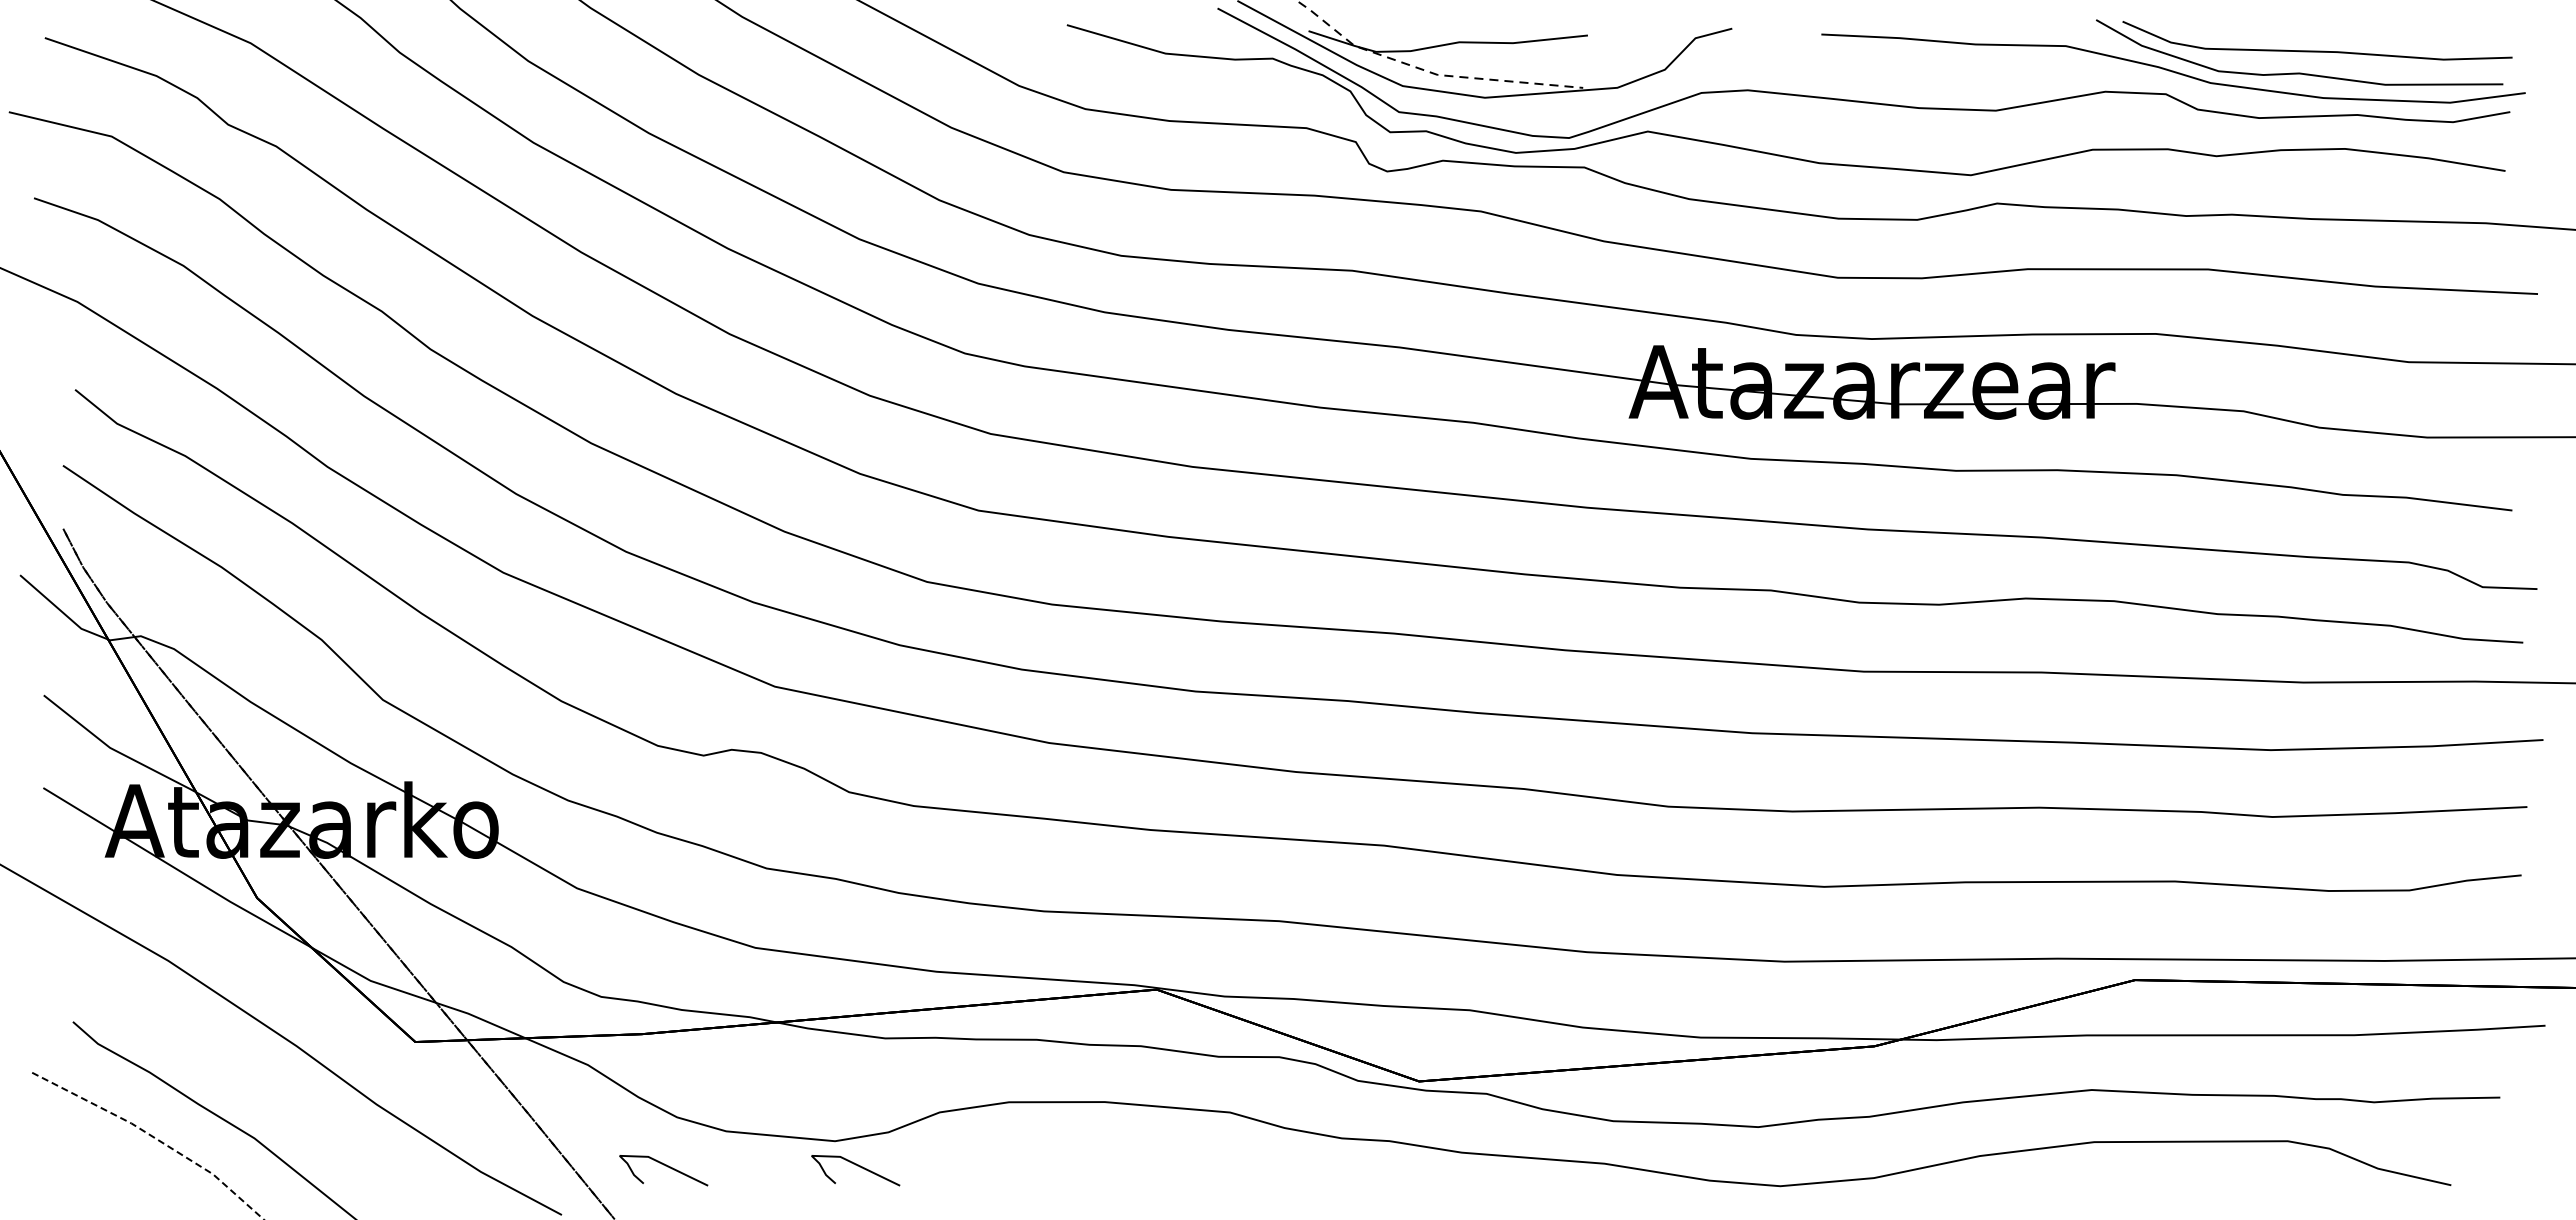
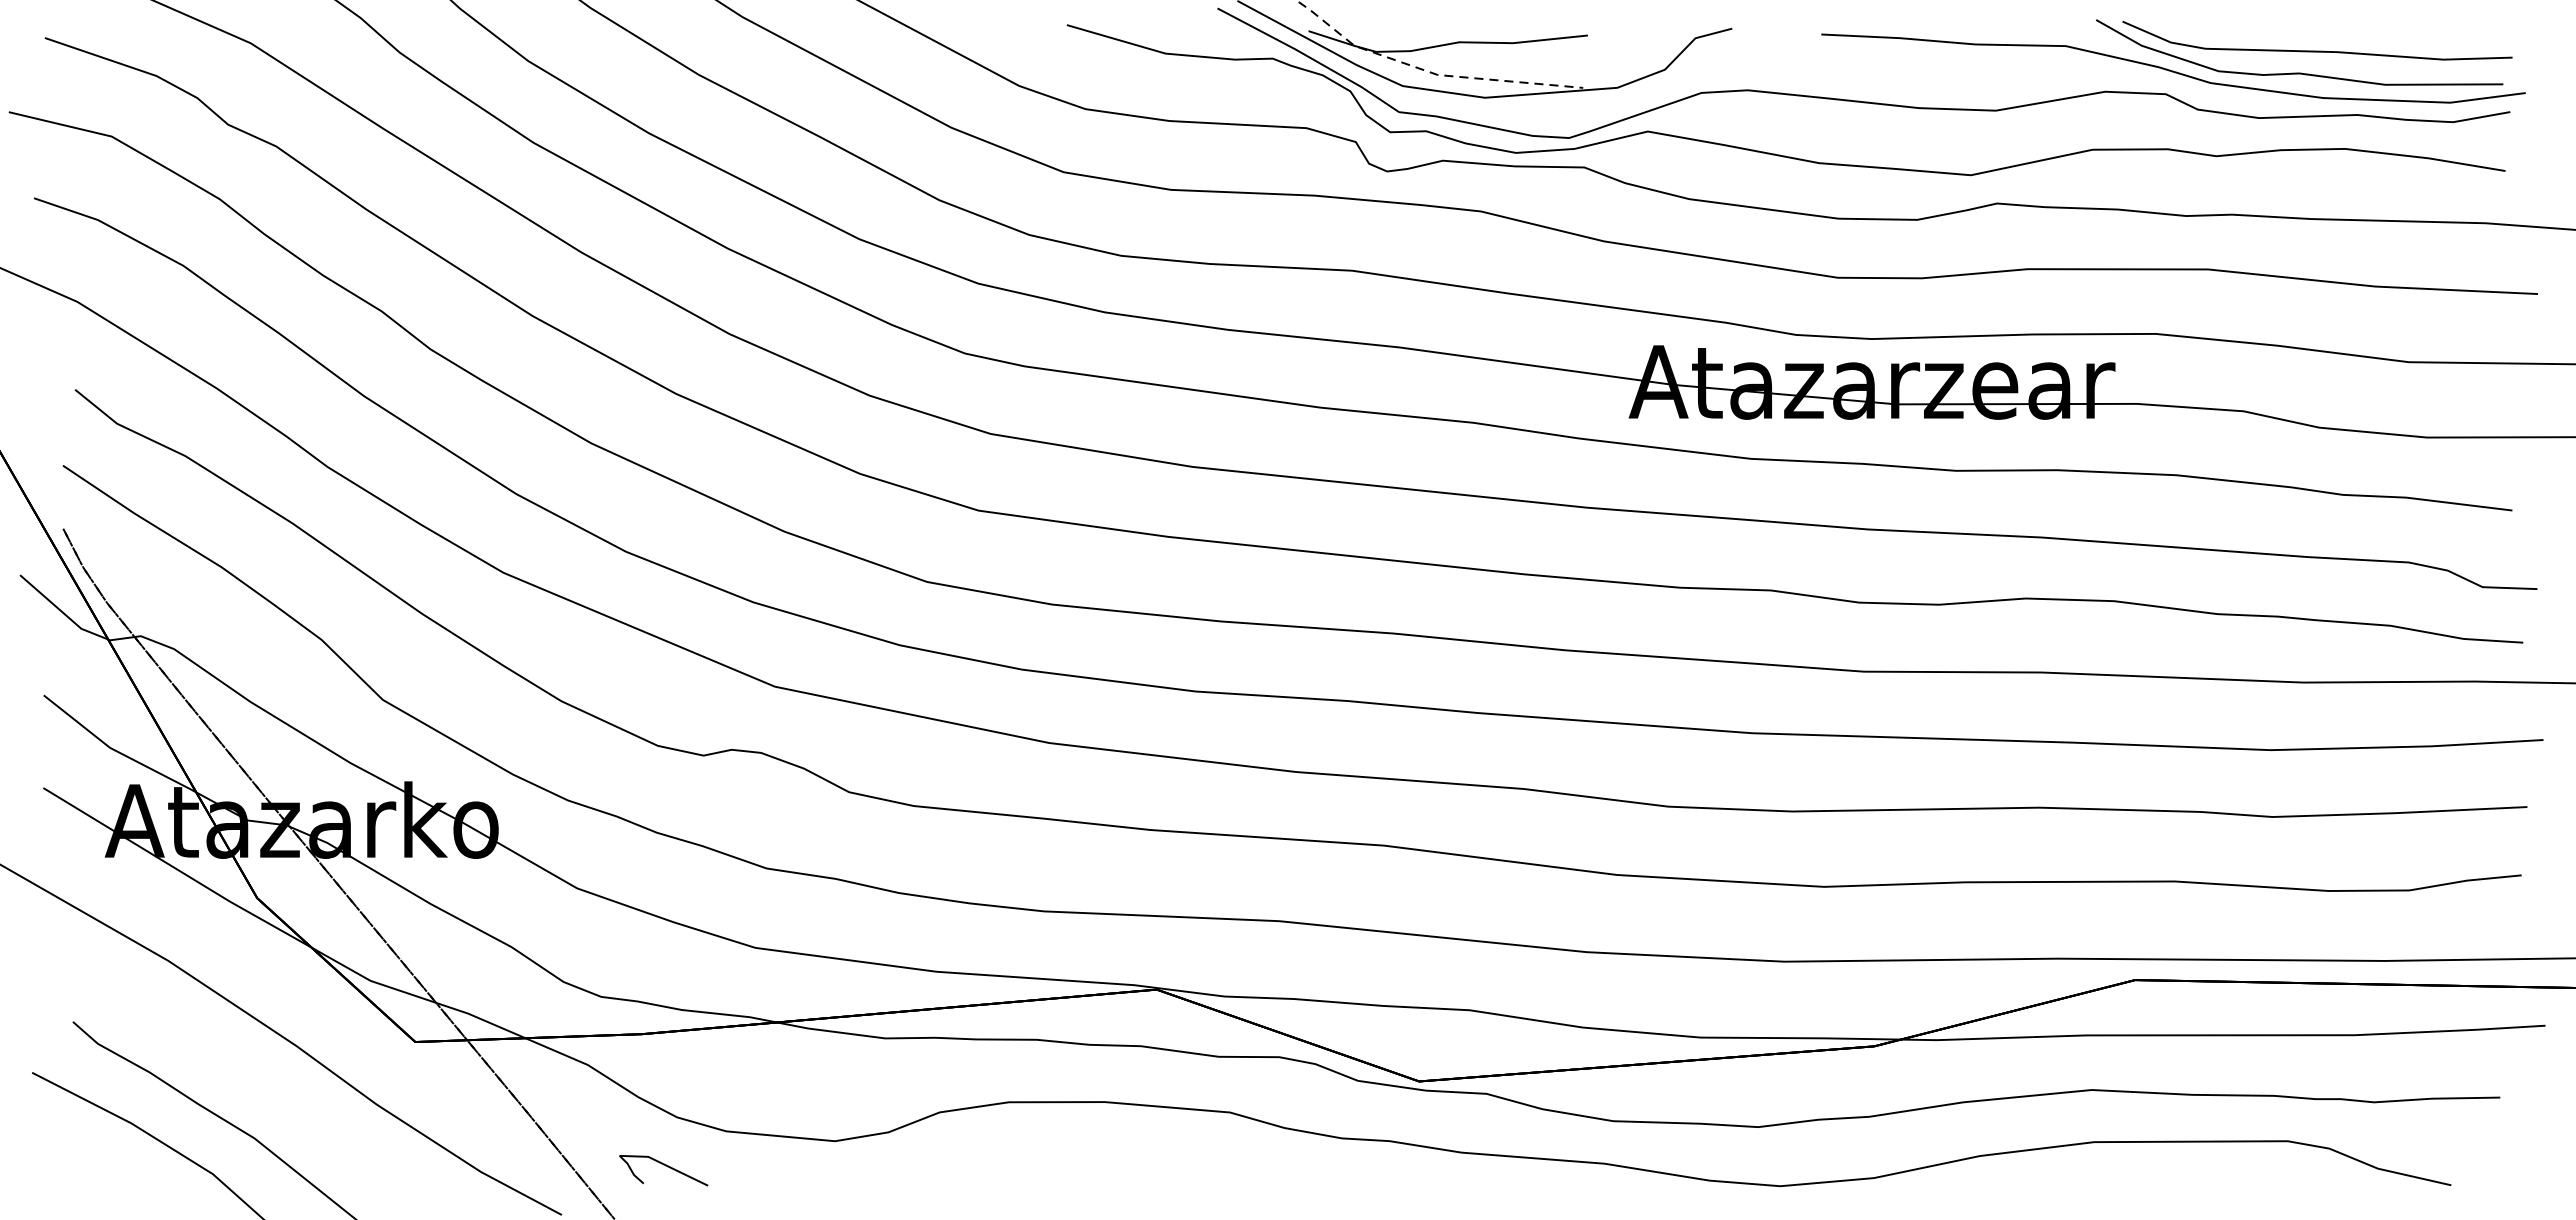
line: dashed -> solid (154, 1137)
curve: present -> none (857, 1166)
